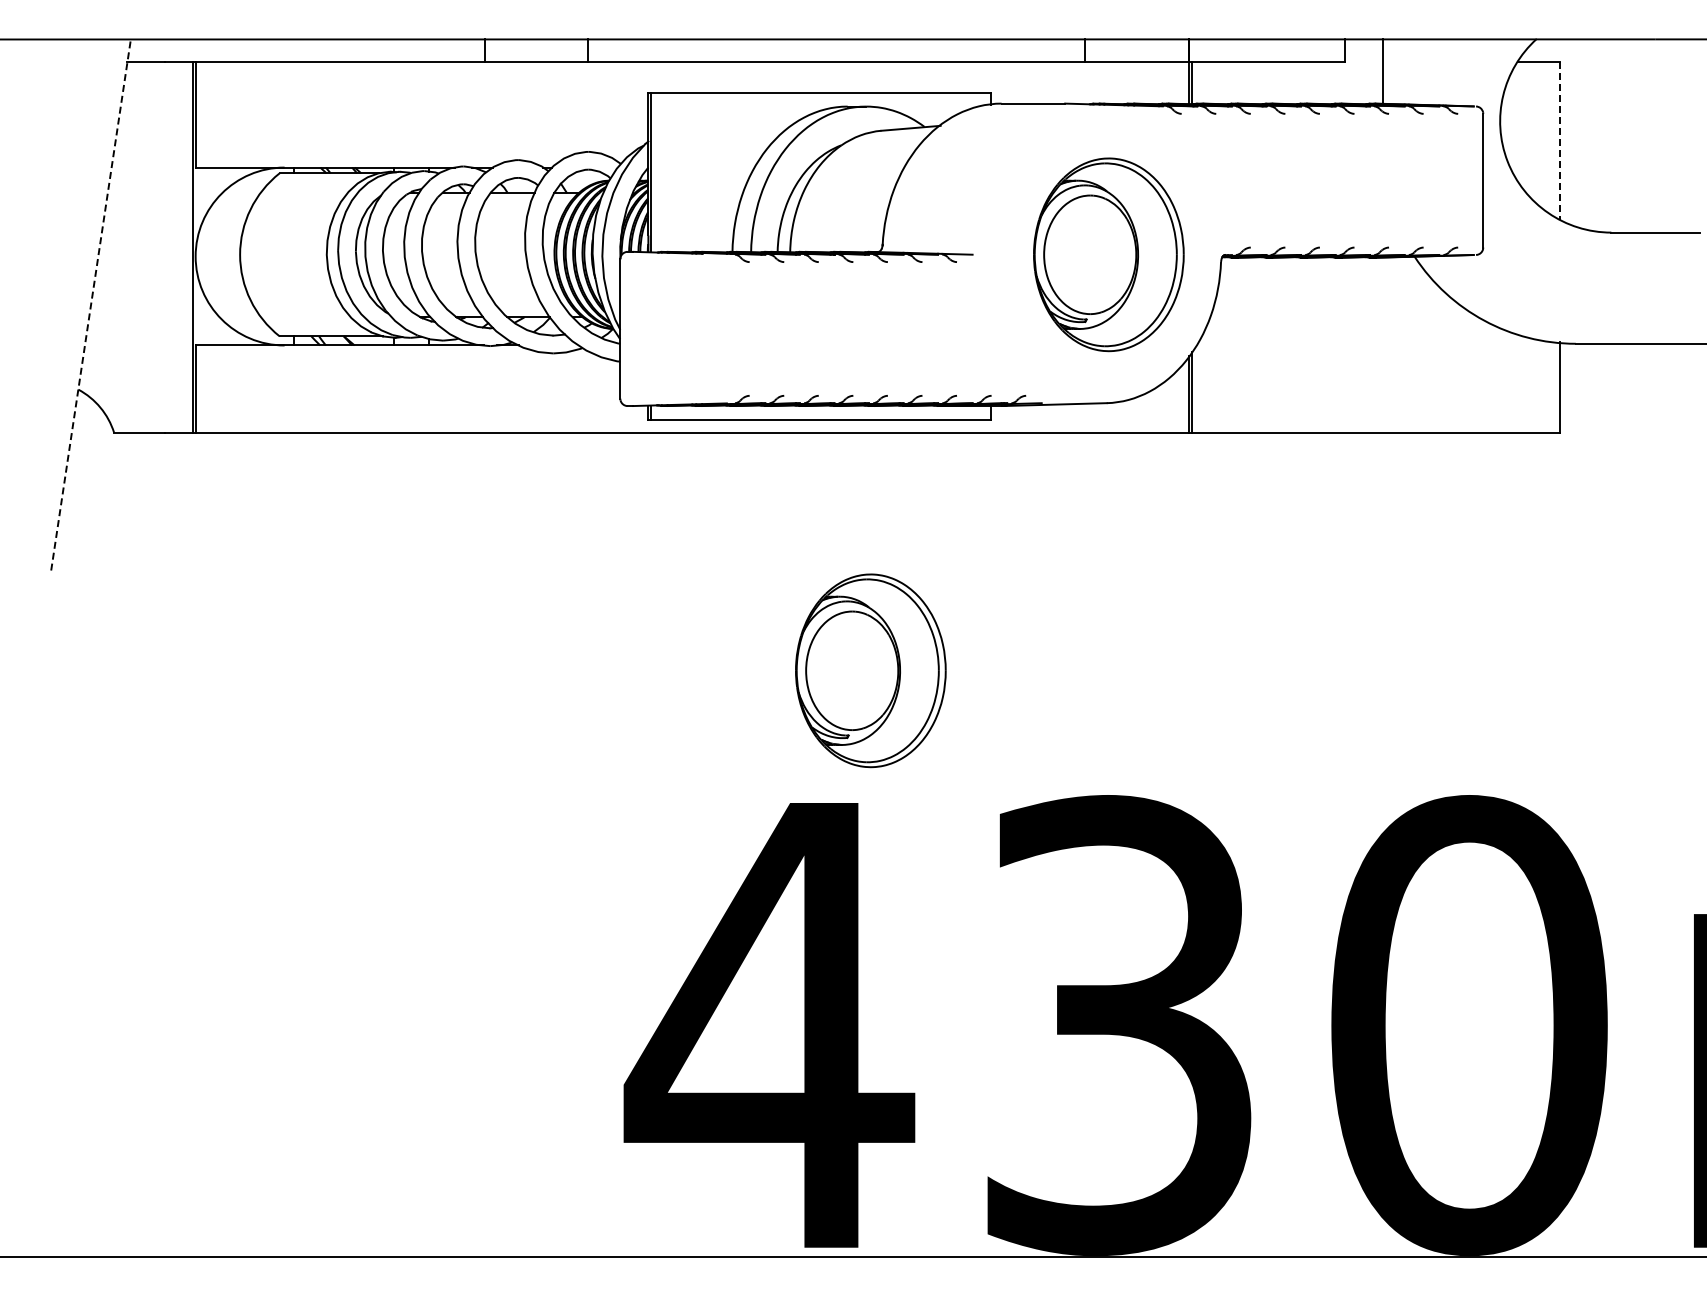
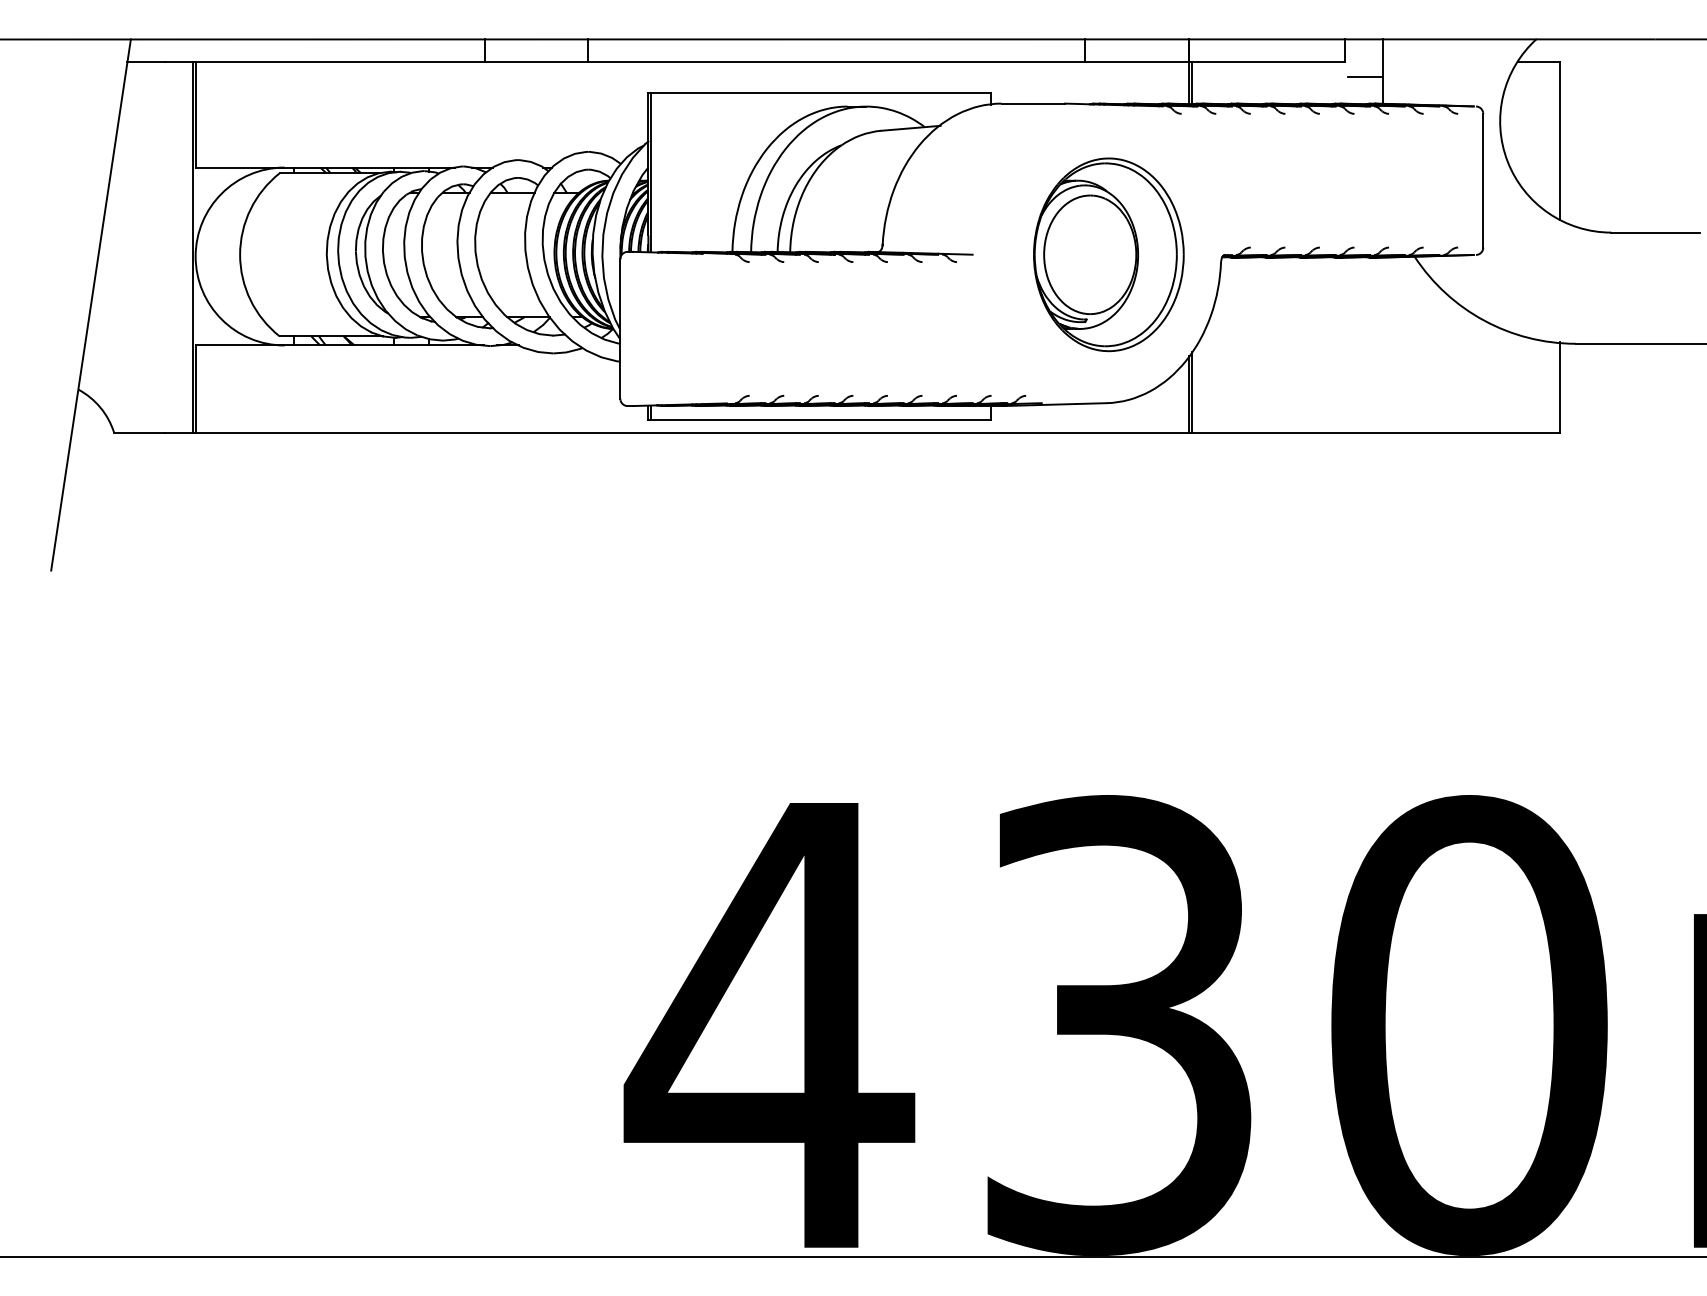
line: none -> present (1365, 76)
line: dashed -> solid (1560, 140)
line: dashed -> solid (91, 305)
part: present -> none (870, 670)
